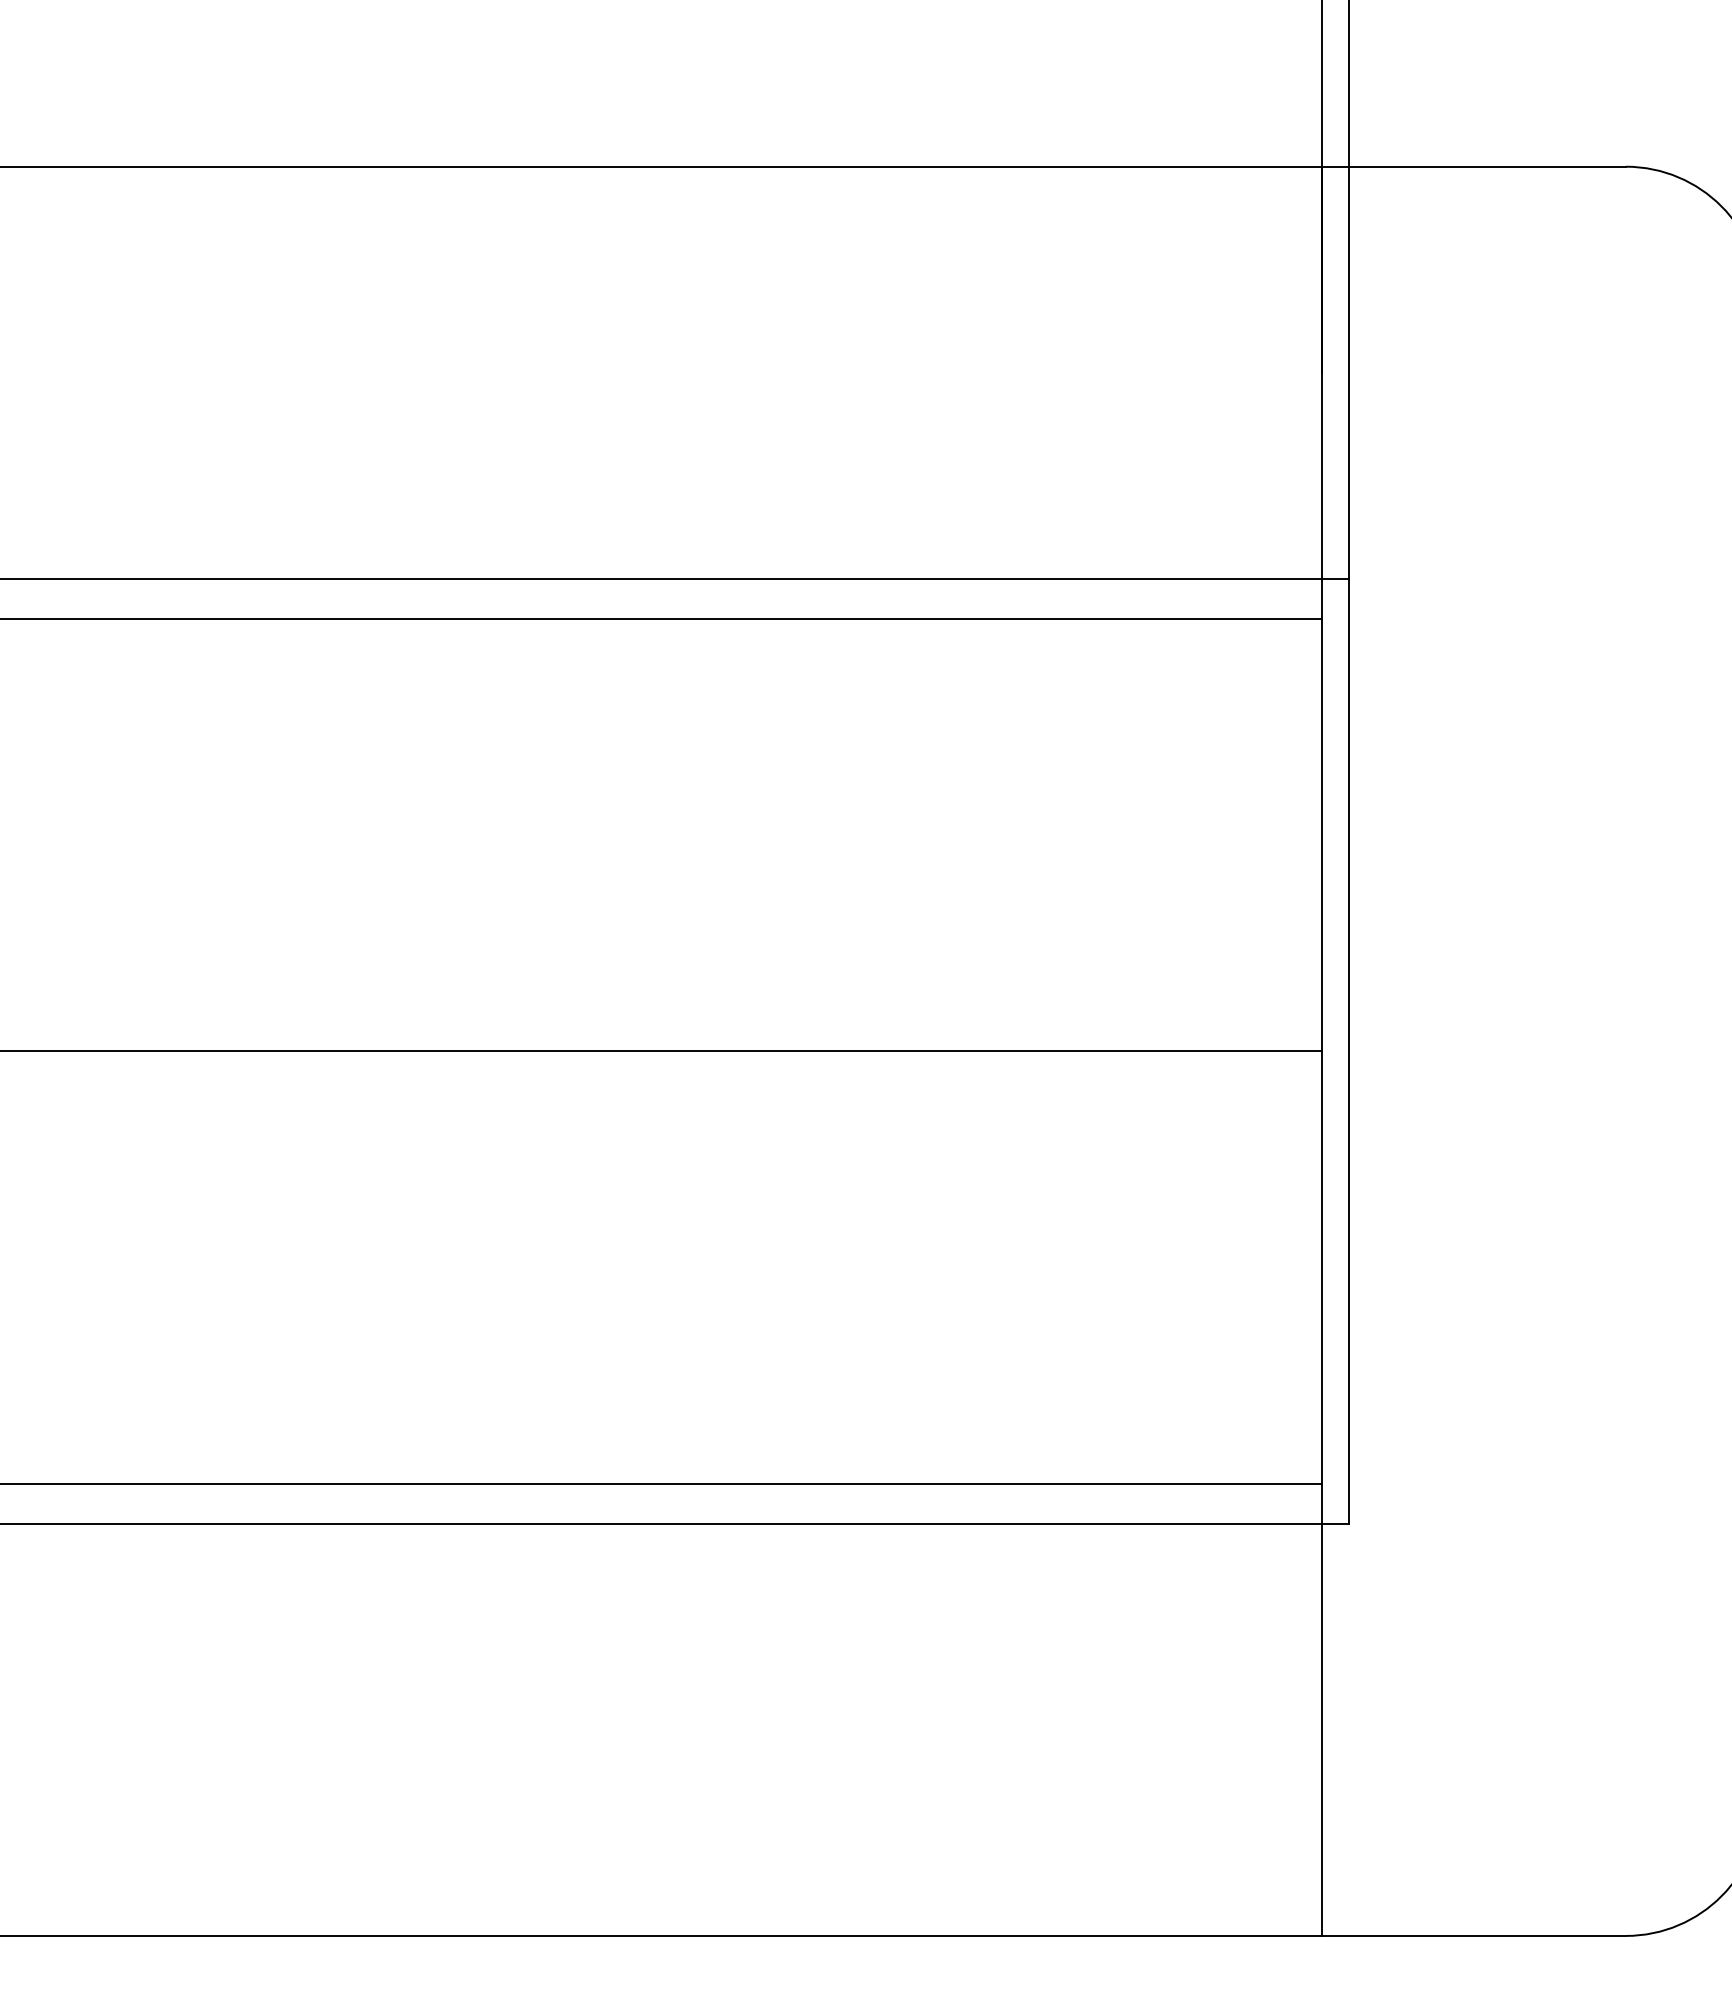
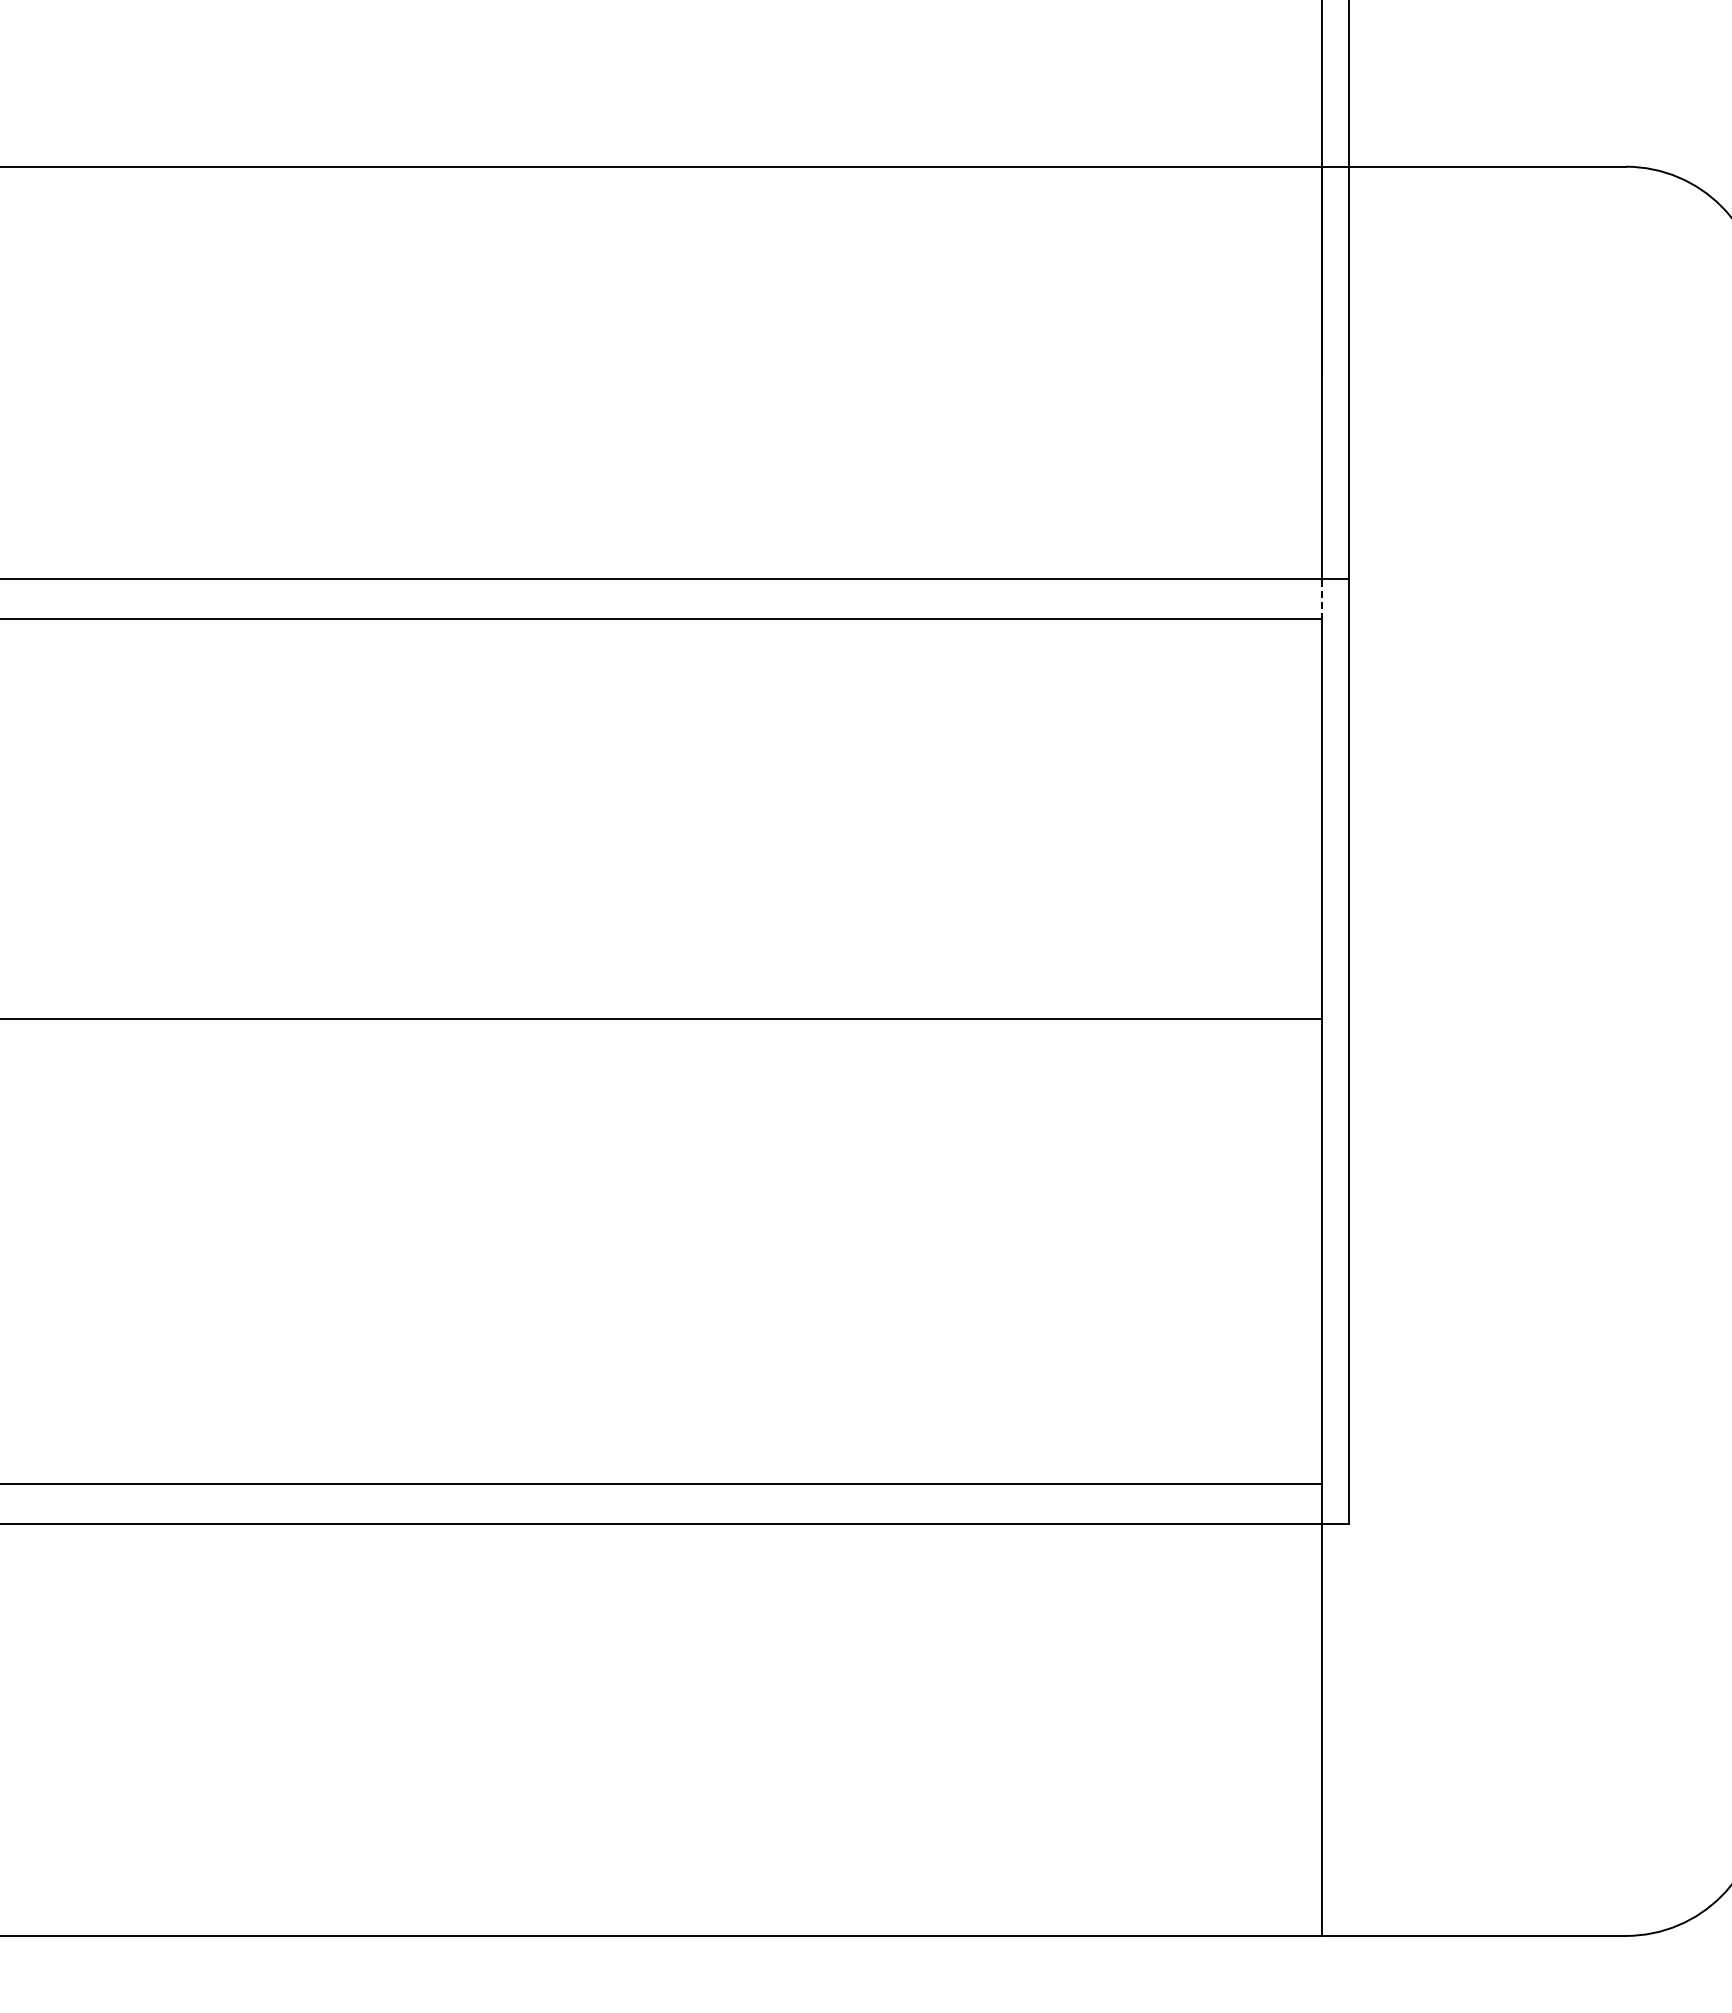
line: solid -> dashed (1322, 599)
line position: (662, 1051) -> (662, 1019) (662, 1019)
